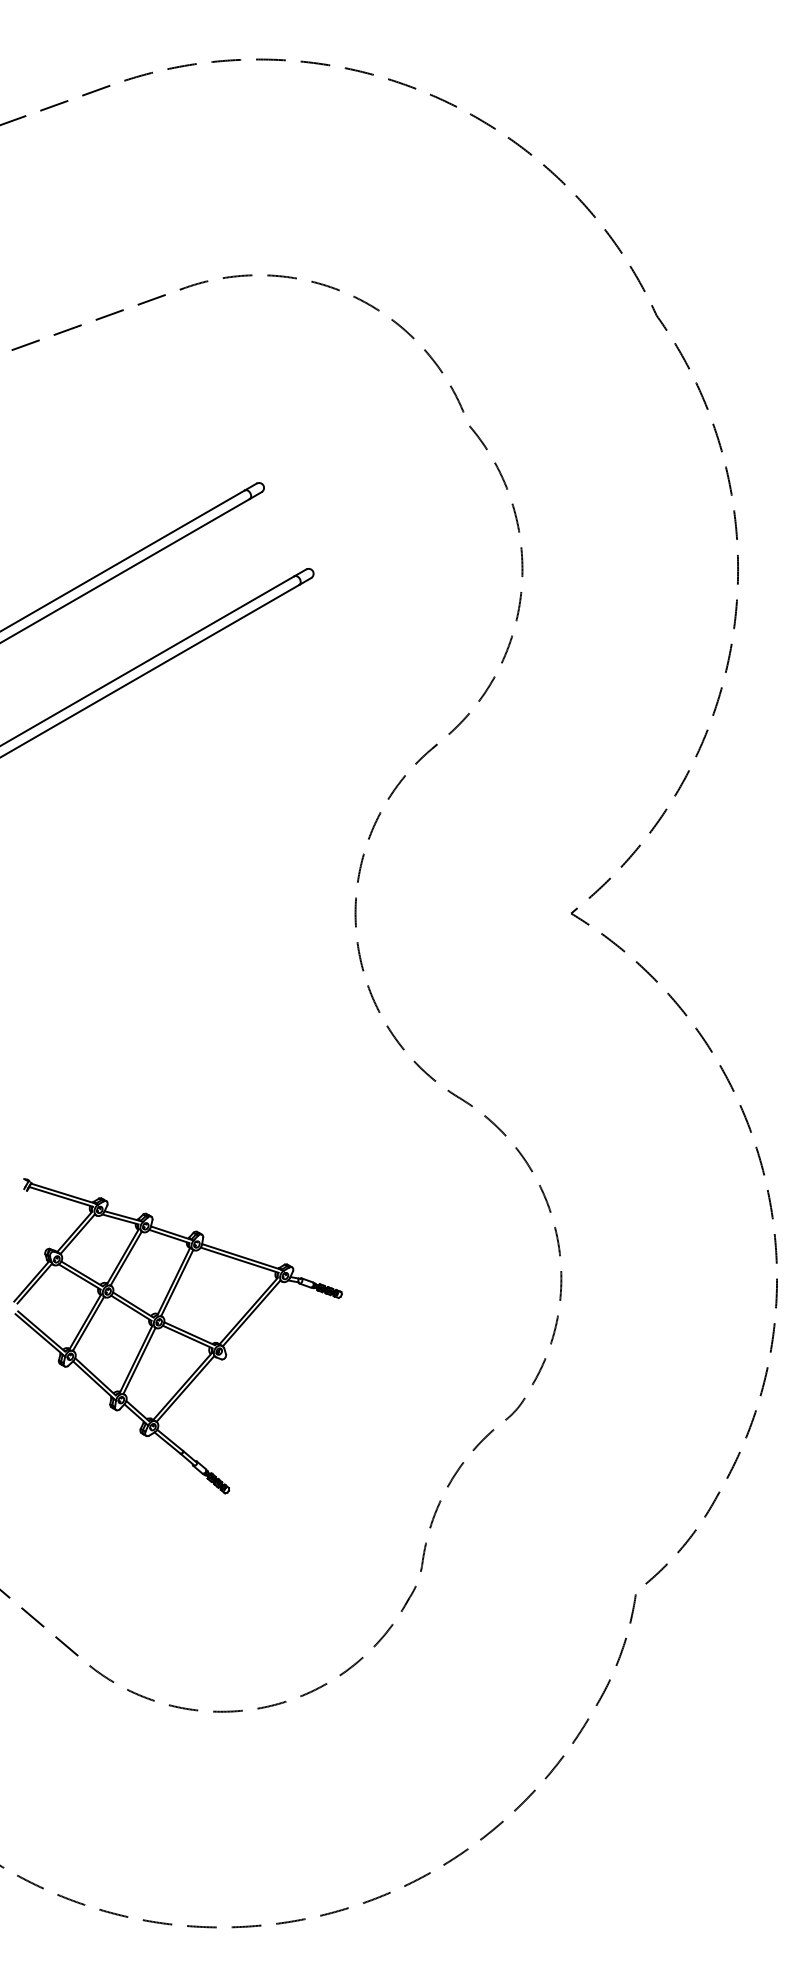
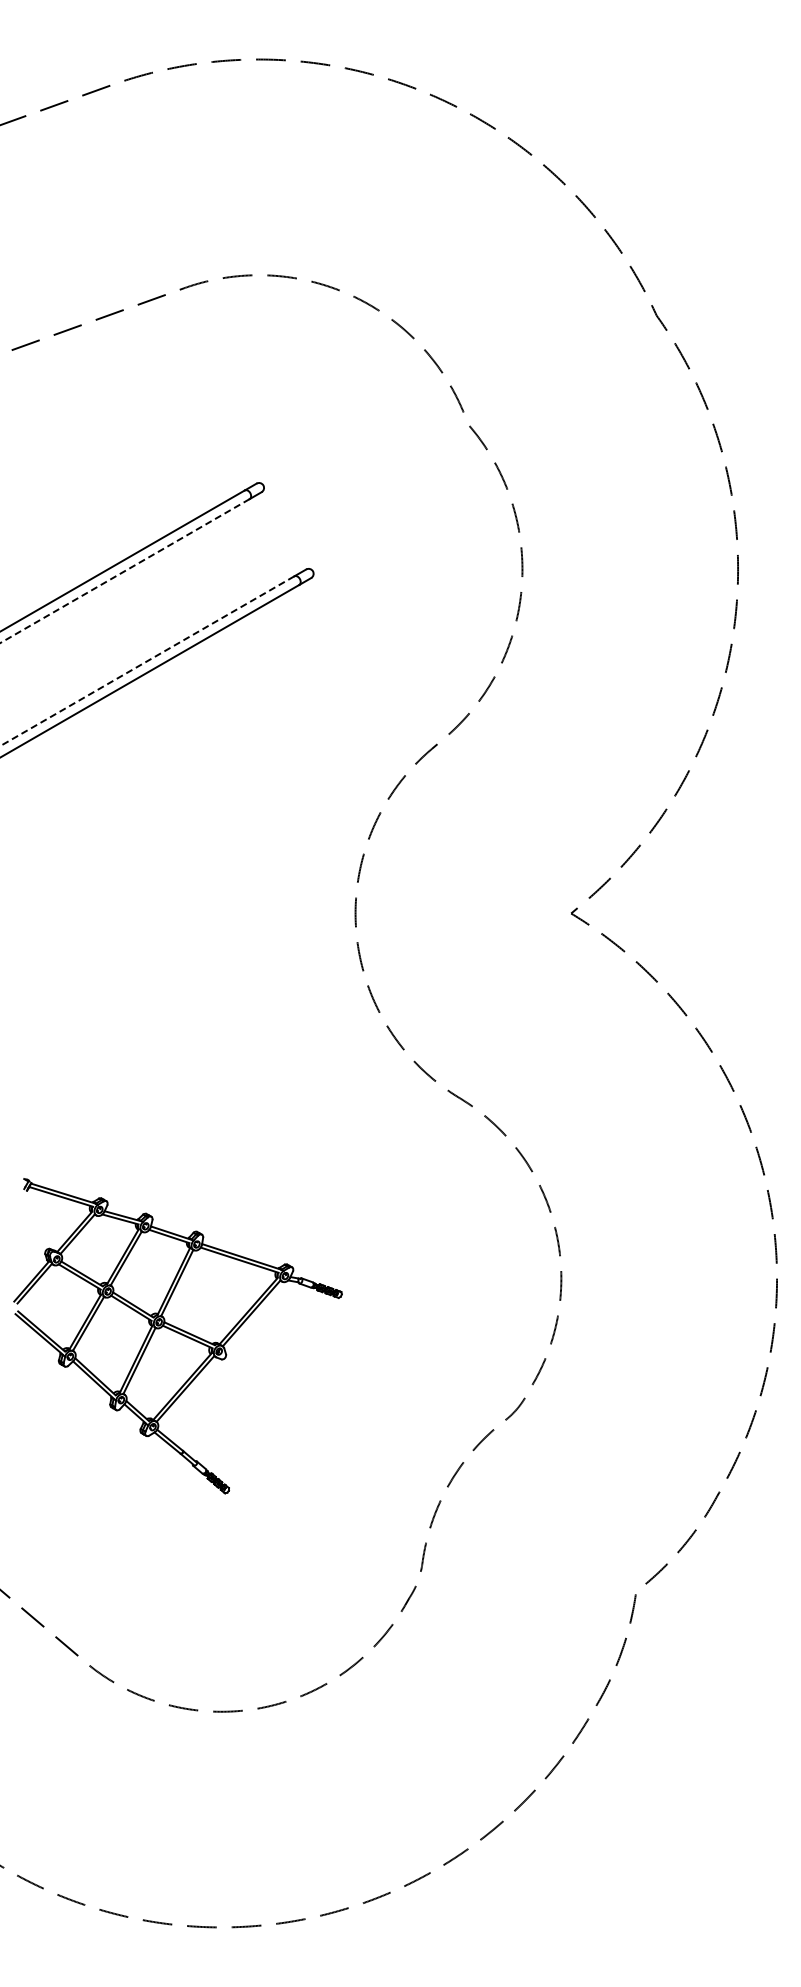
line: solid -> dashed (124, 571)
line: solid -> dashed (147, 661)
